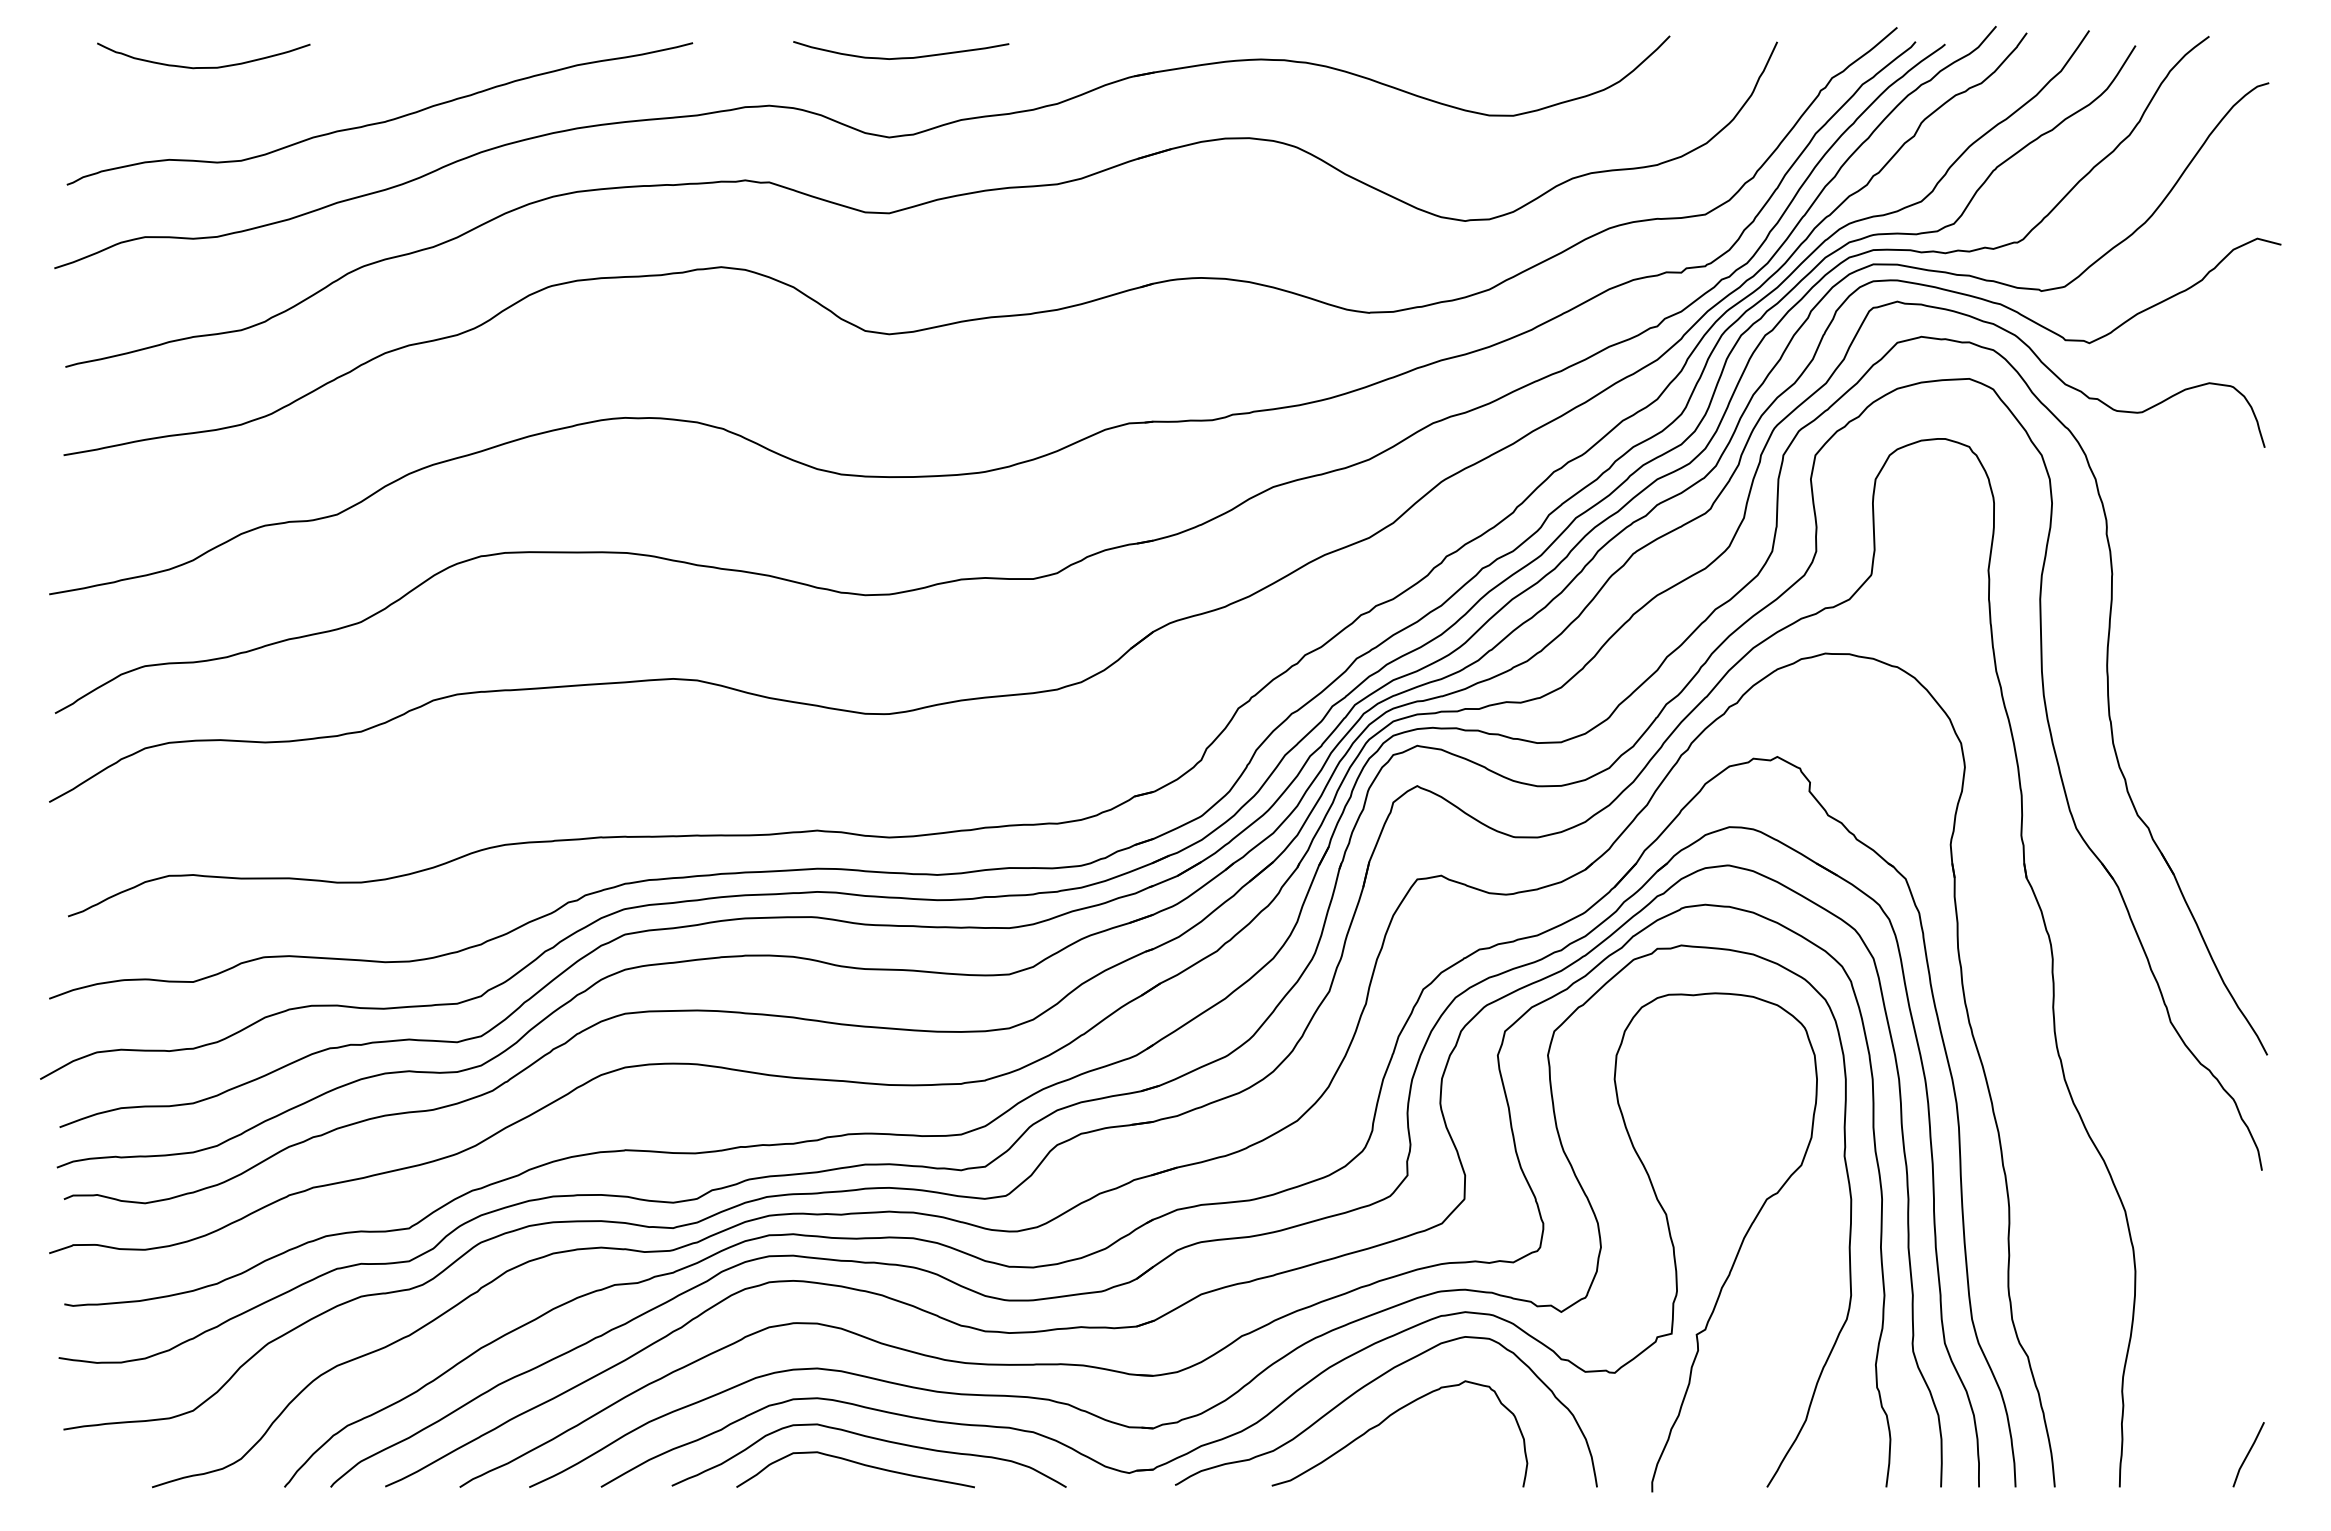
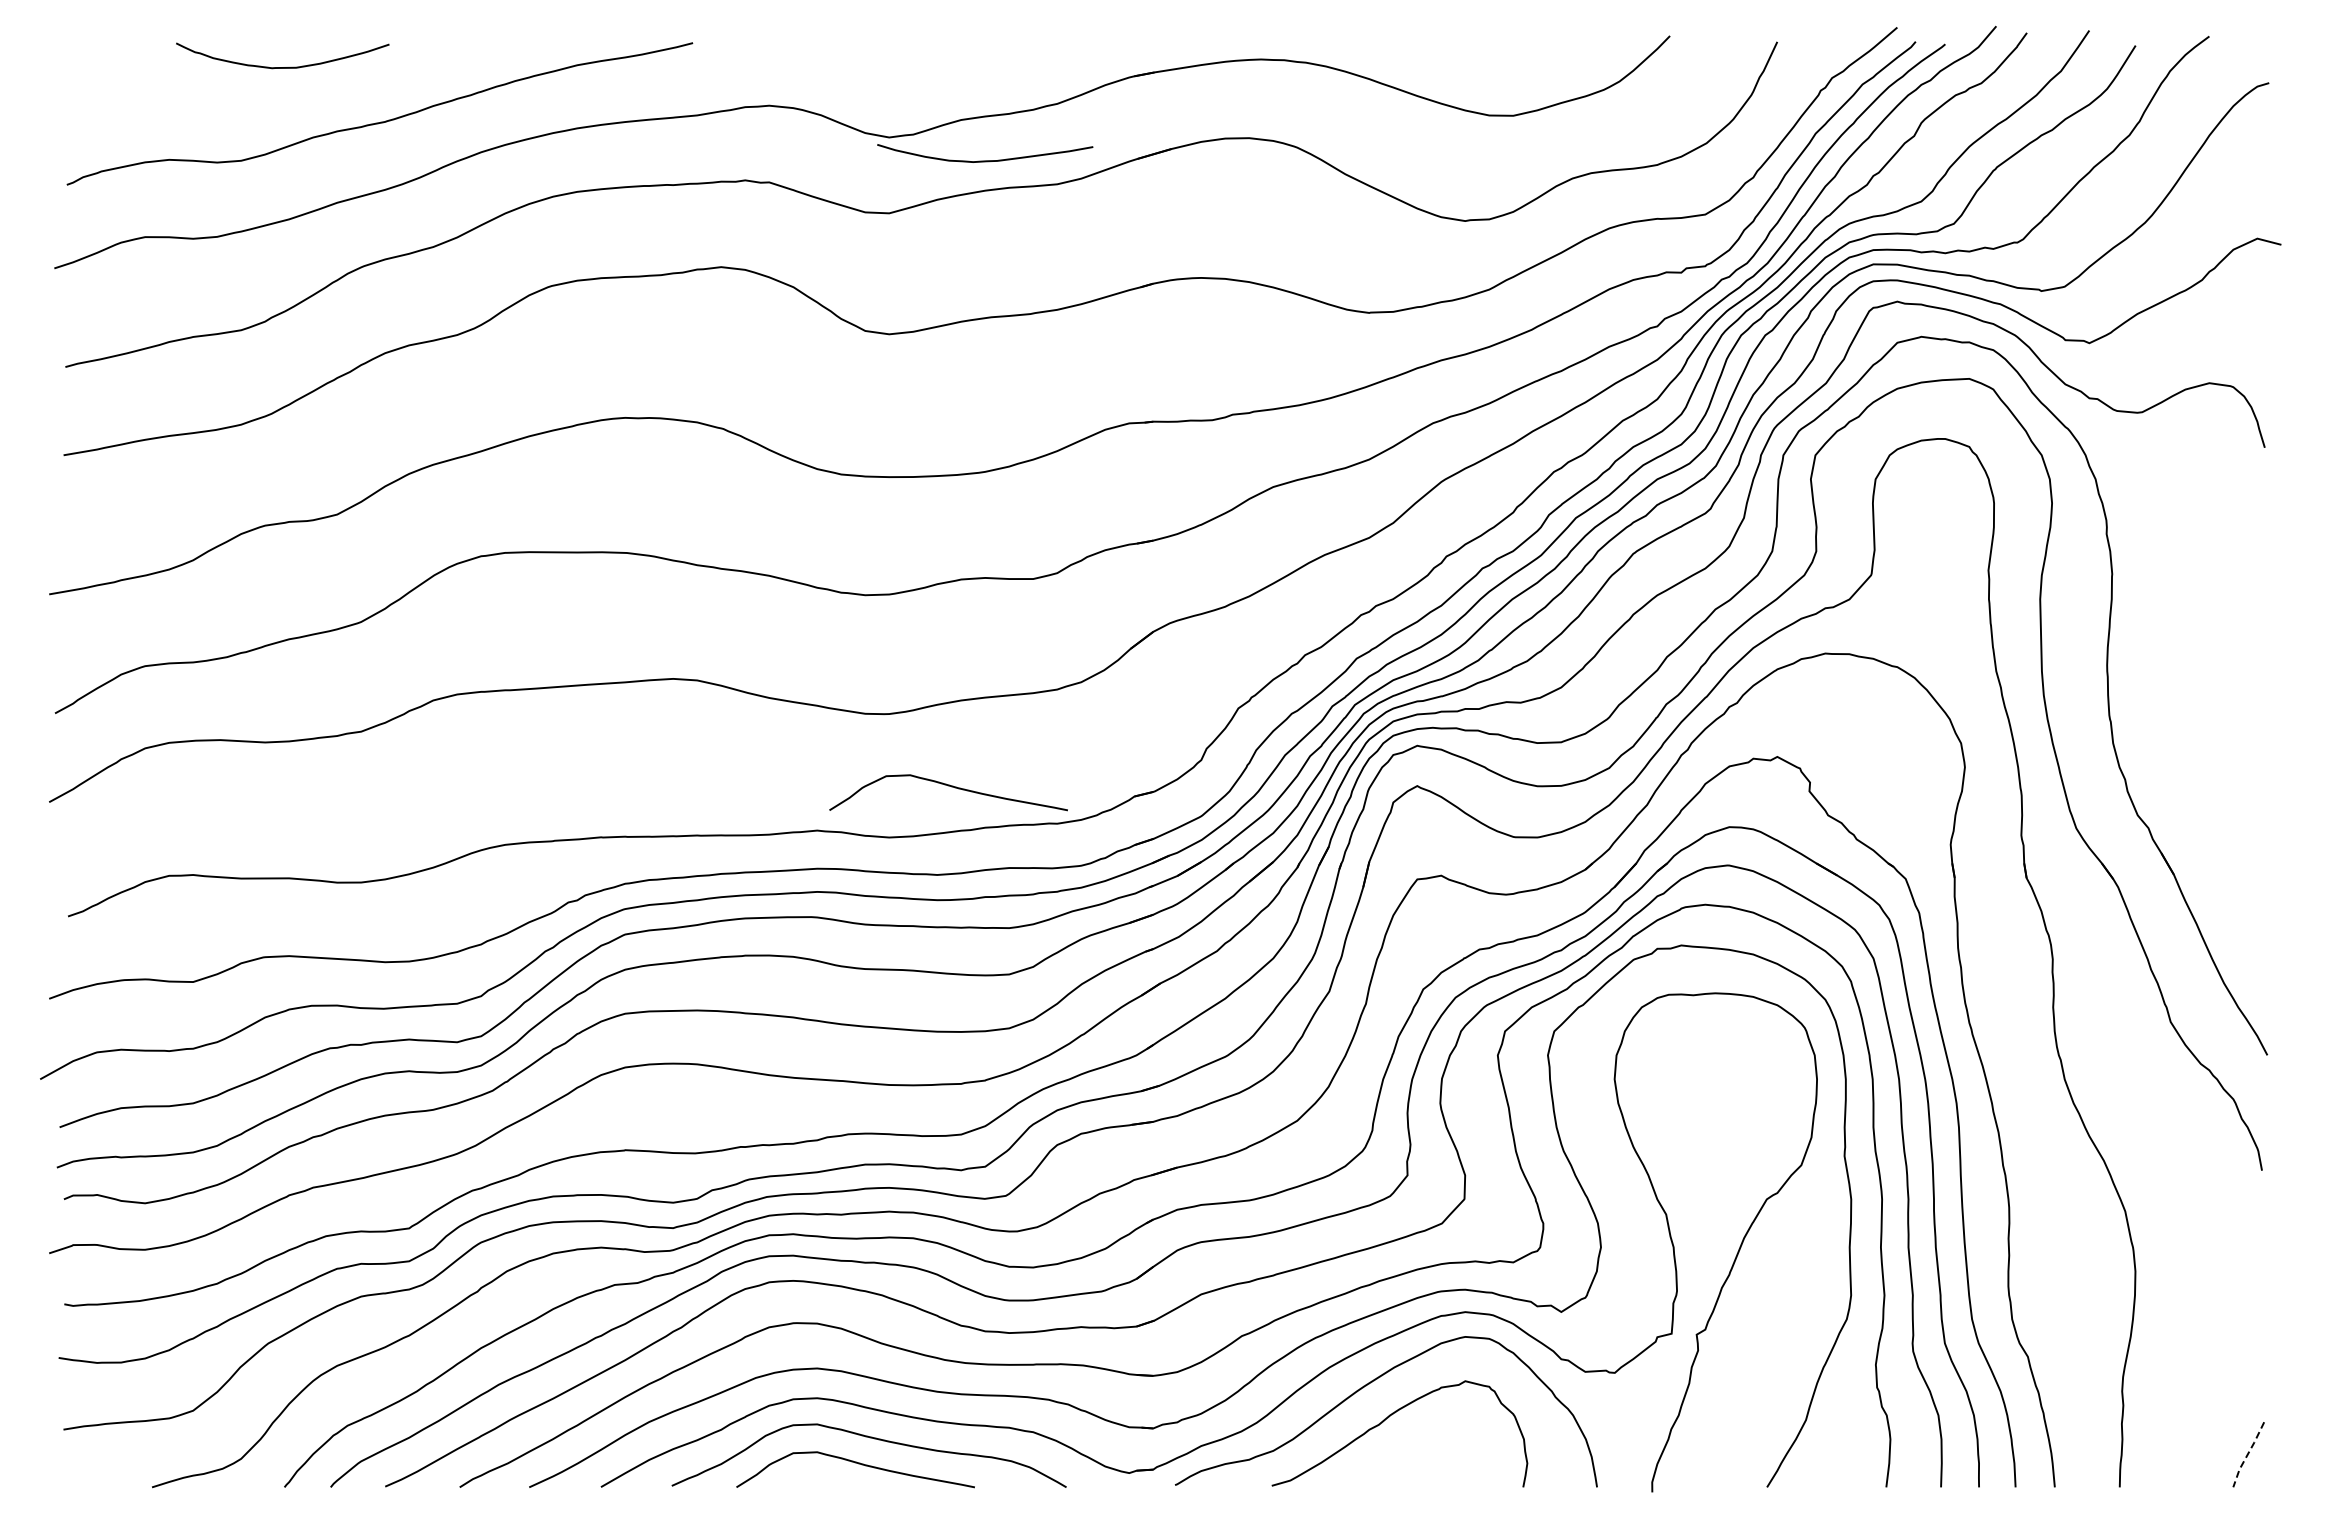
curve position: (901, 57) -> (985, 160) (985, 160)
curve position: (203, 67) -> (282, 67) (282, 67)
curve: none -> present (951, 787)
line: solid -> dashed (2247, 1454)
